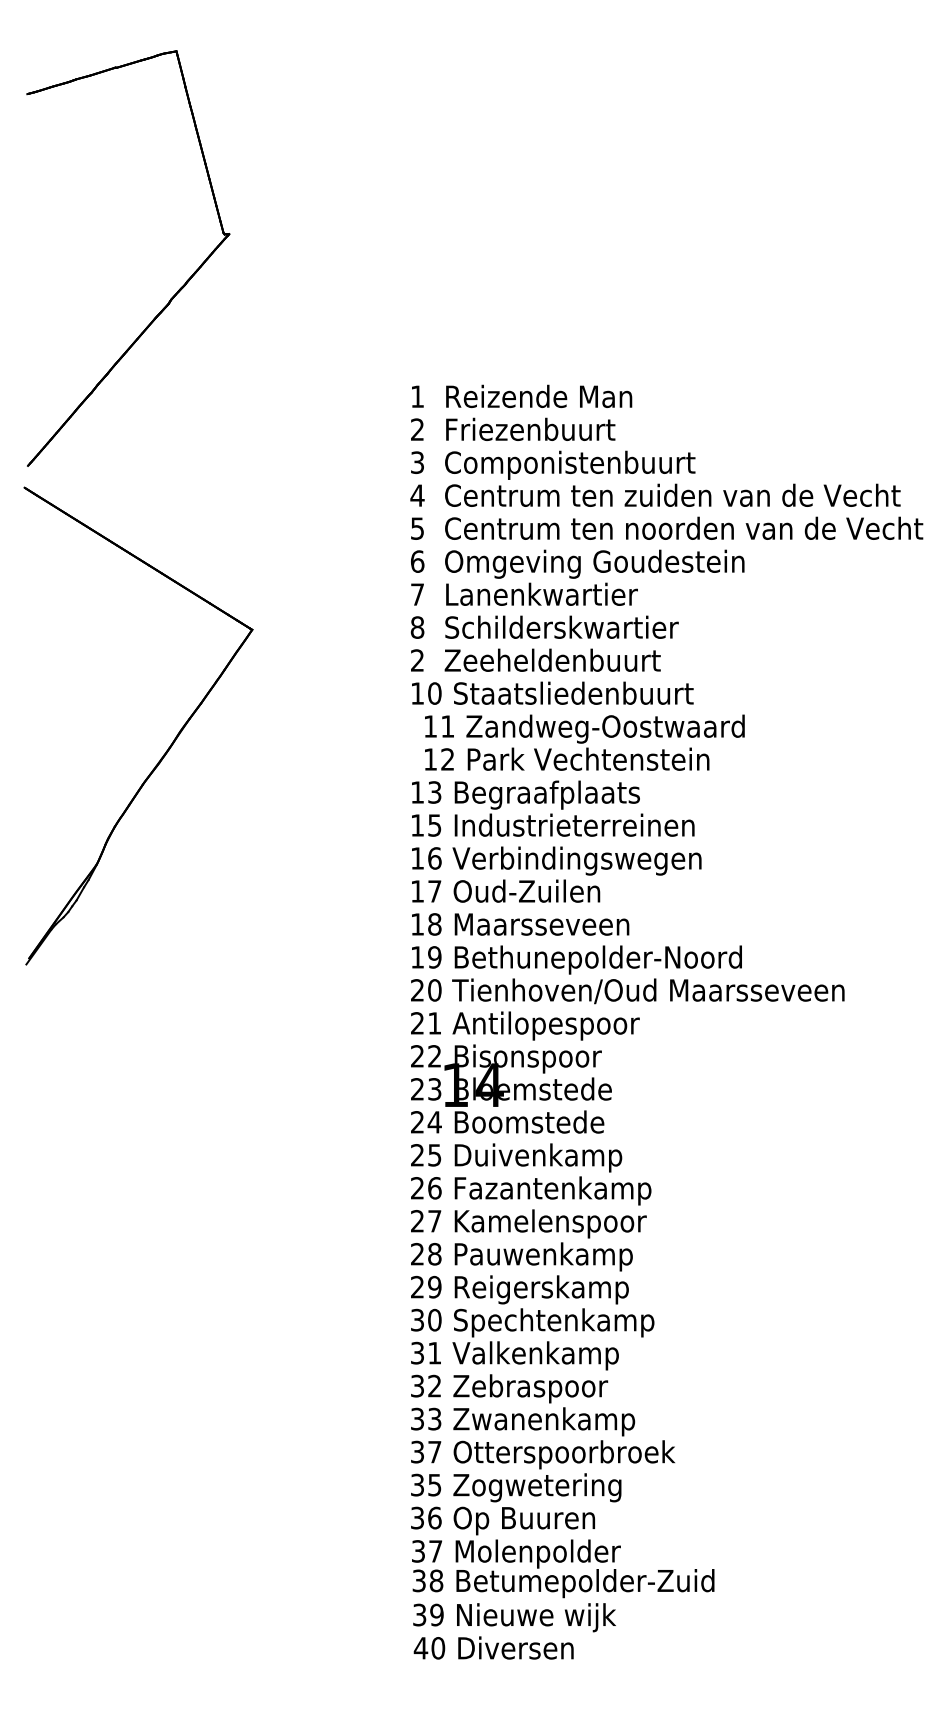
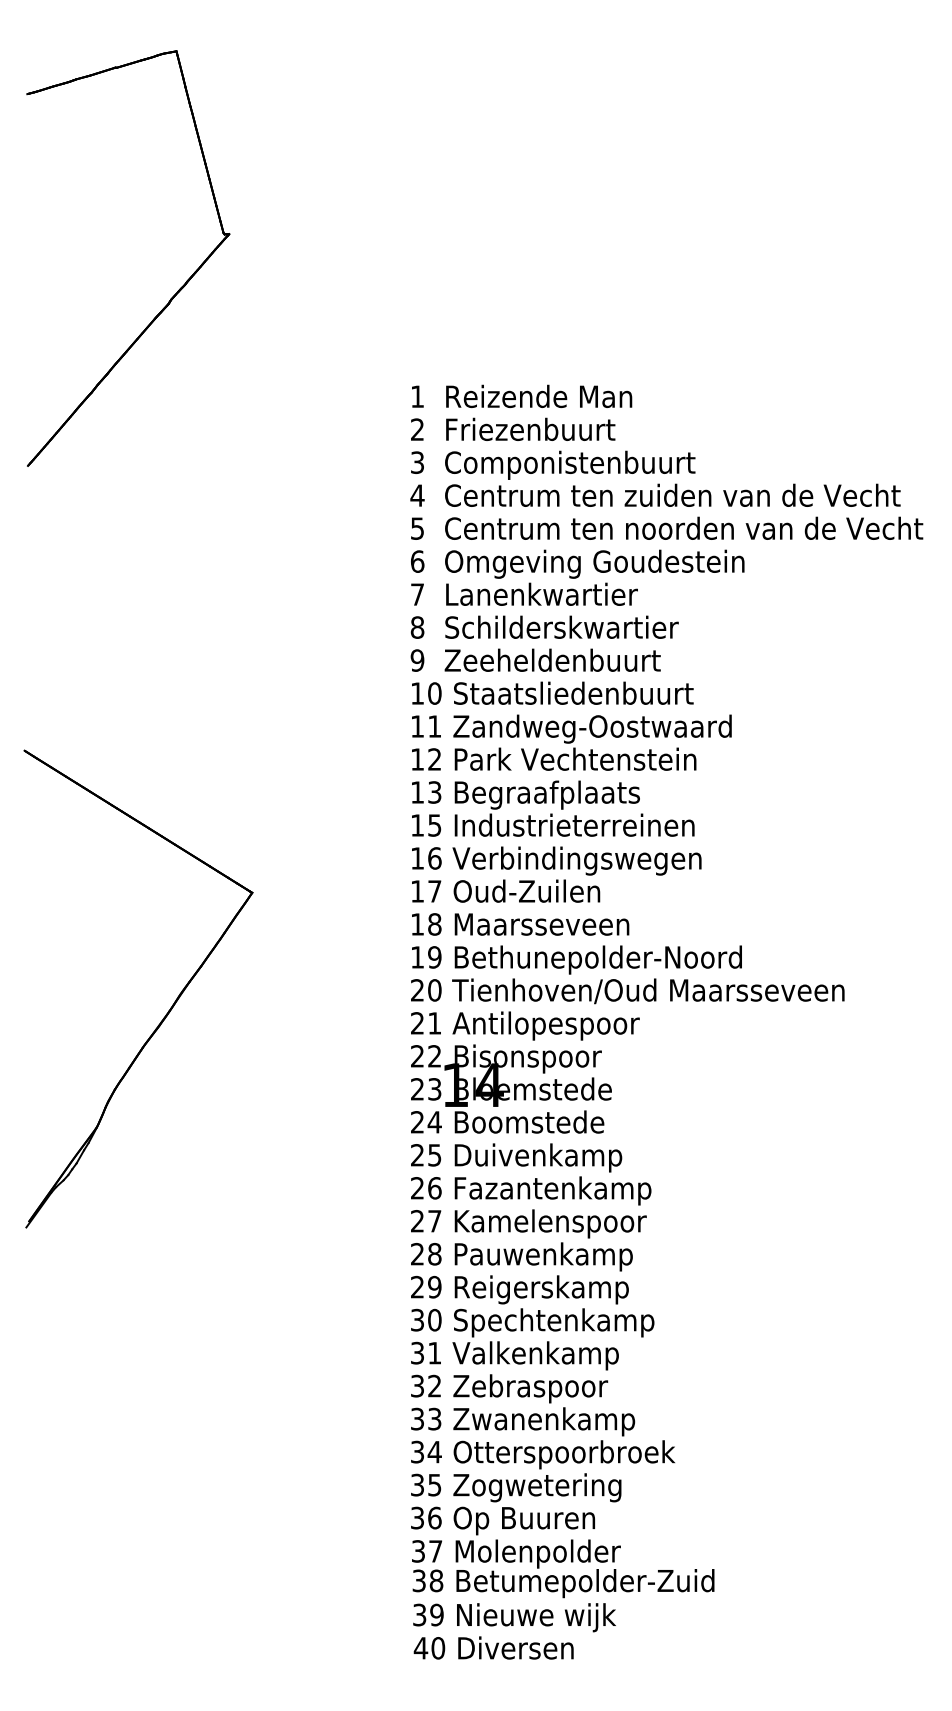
text: 2 -> 9 (417, 660)
text position: (584, 742) -> (571, 742) (571, 742)
part position: (168, 747) -> (168, 1010) (168, 1010)
text: 37 -> 34 (434, 1452)
